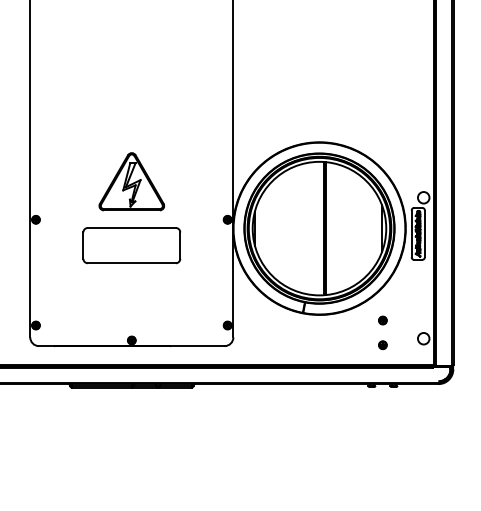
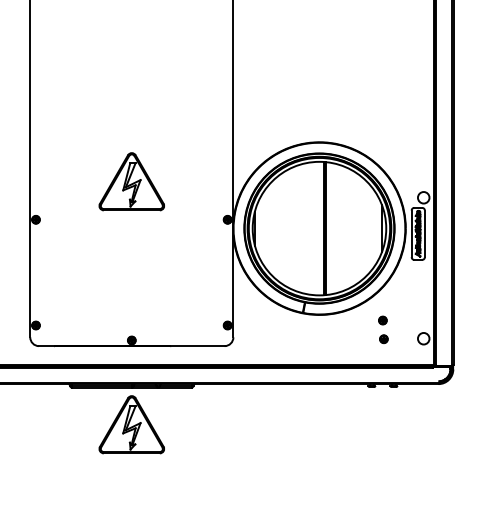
part: present -> none (131, 245)
part position: (382, 345) -> (383, 339) (383, 339)
part: none -> present (131, 424)
